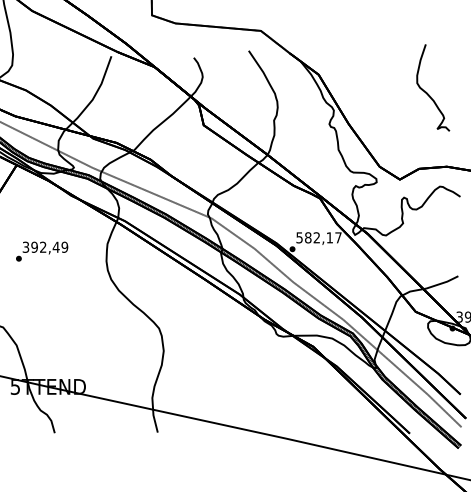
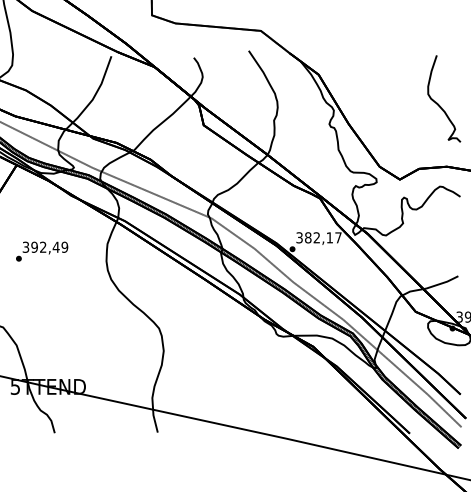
part position: (427, 92) -> (438, 103) (438, 103)
text: 582,17 -> 382,17 (299, 237)
